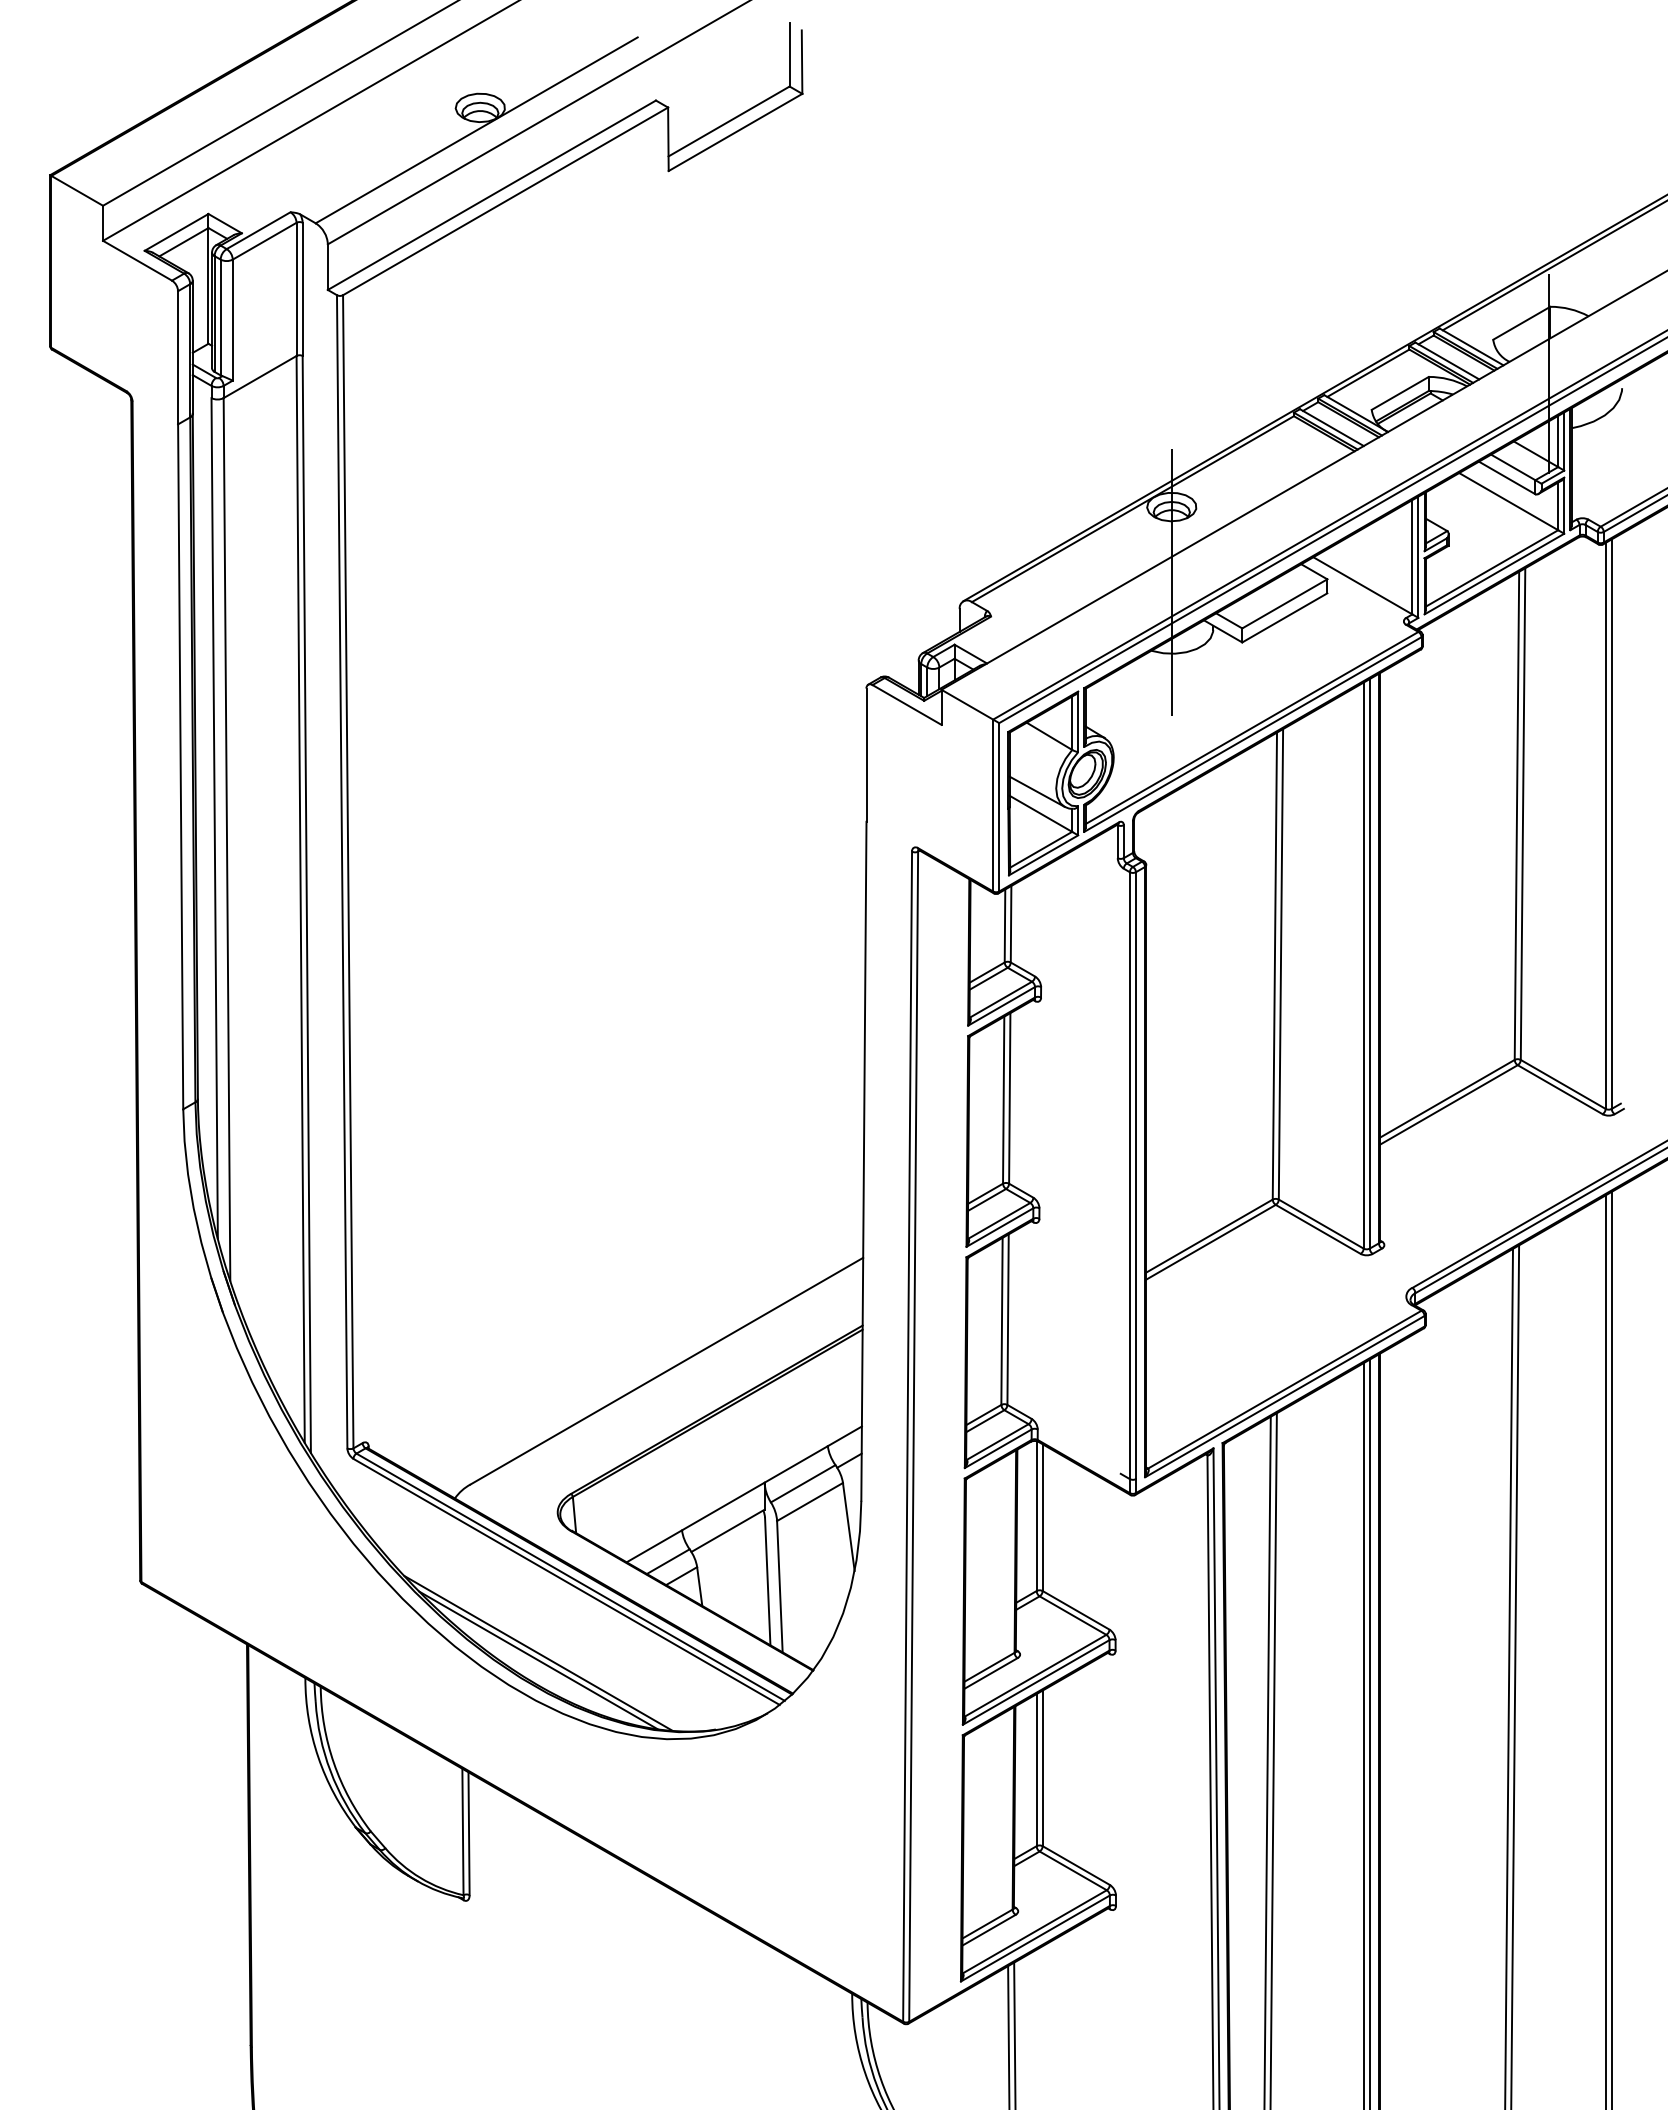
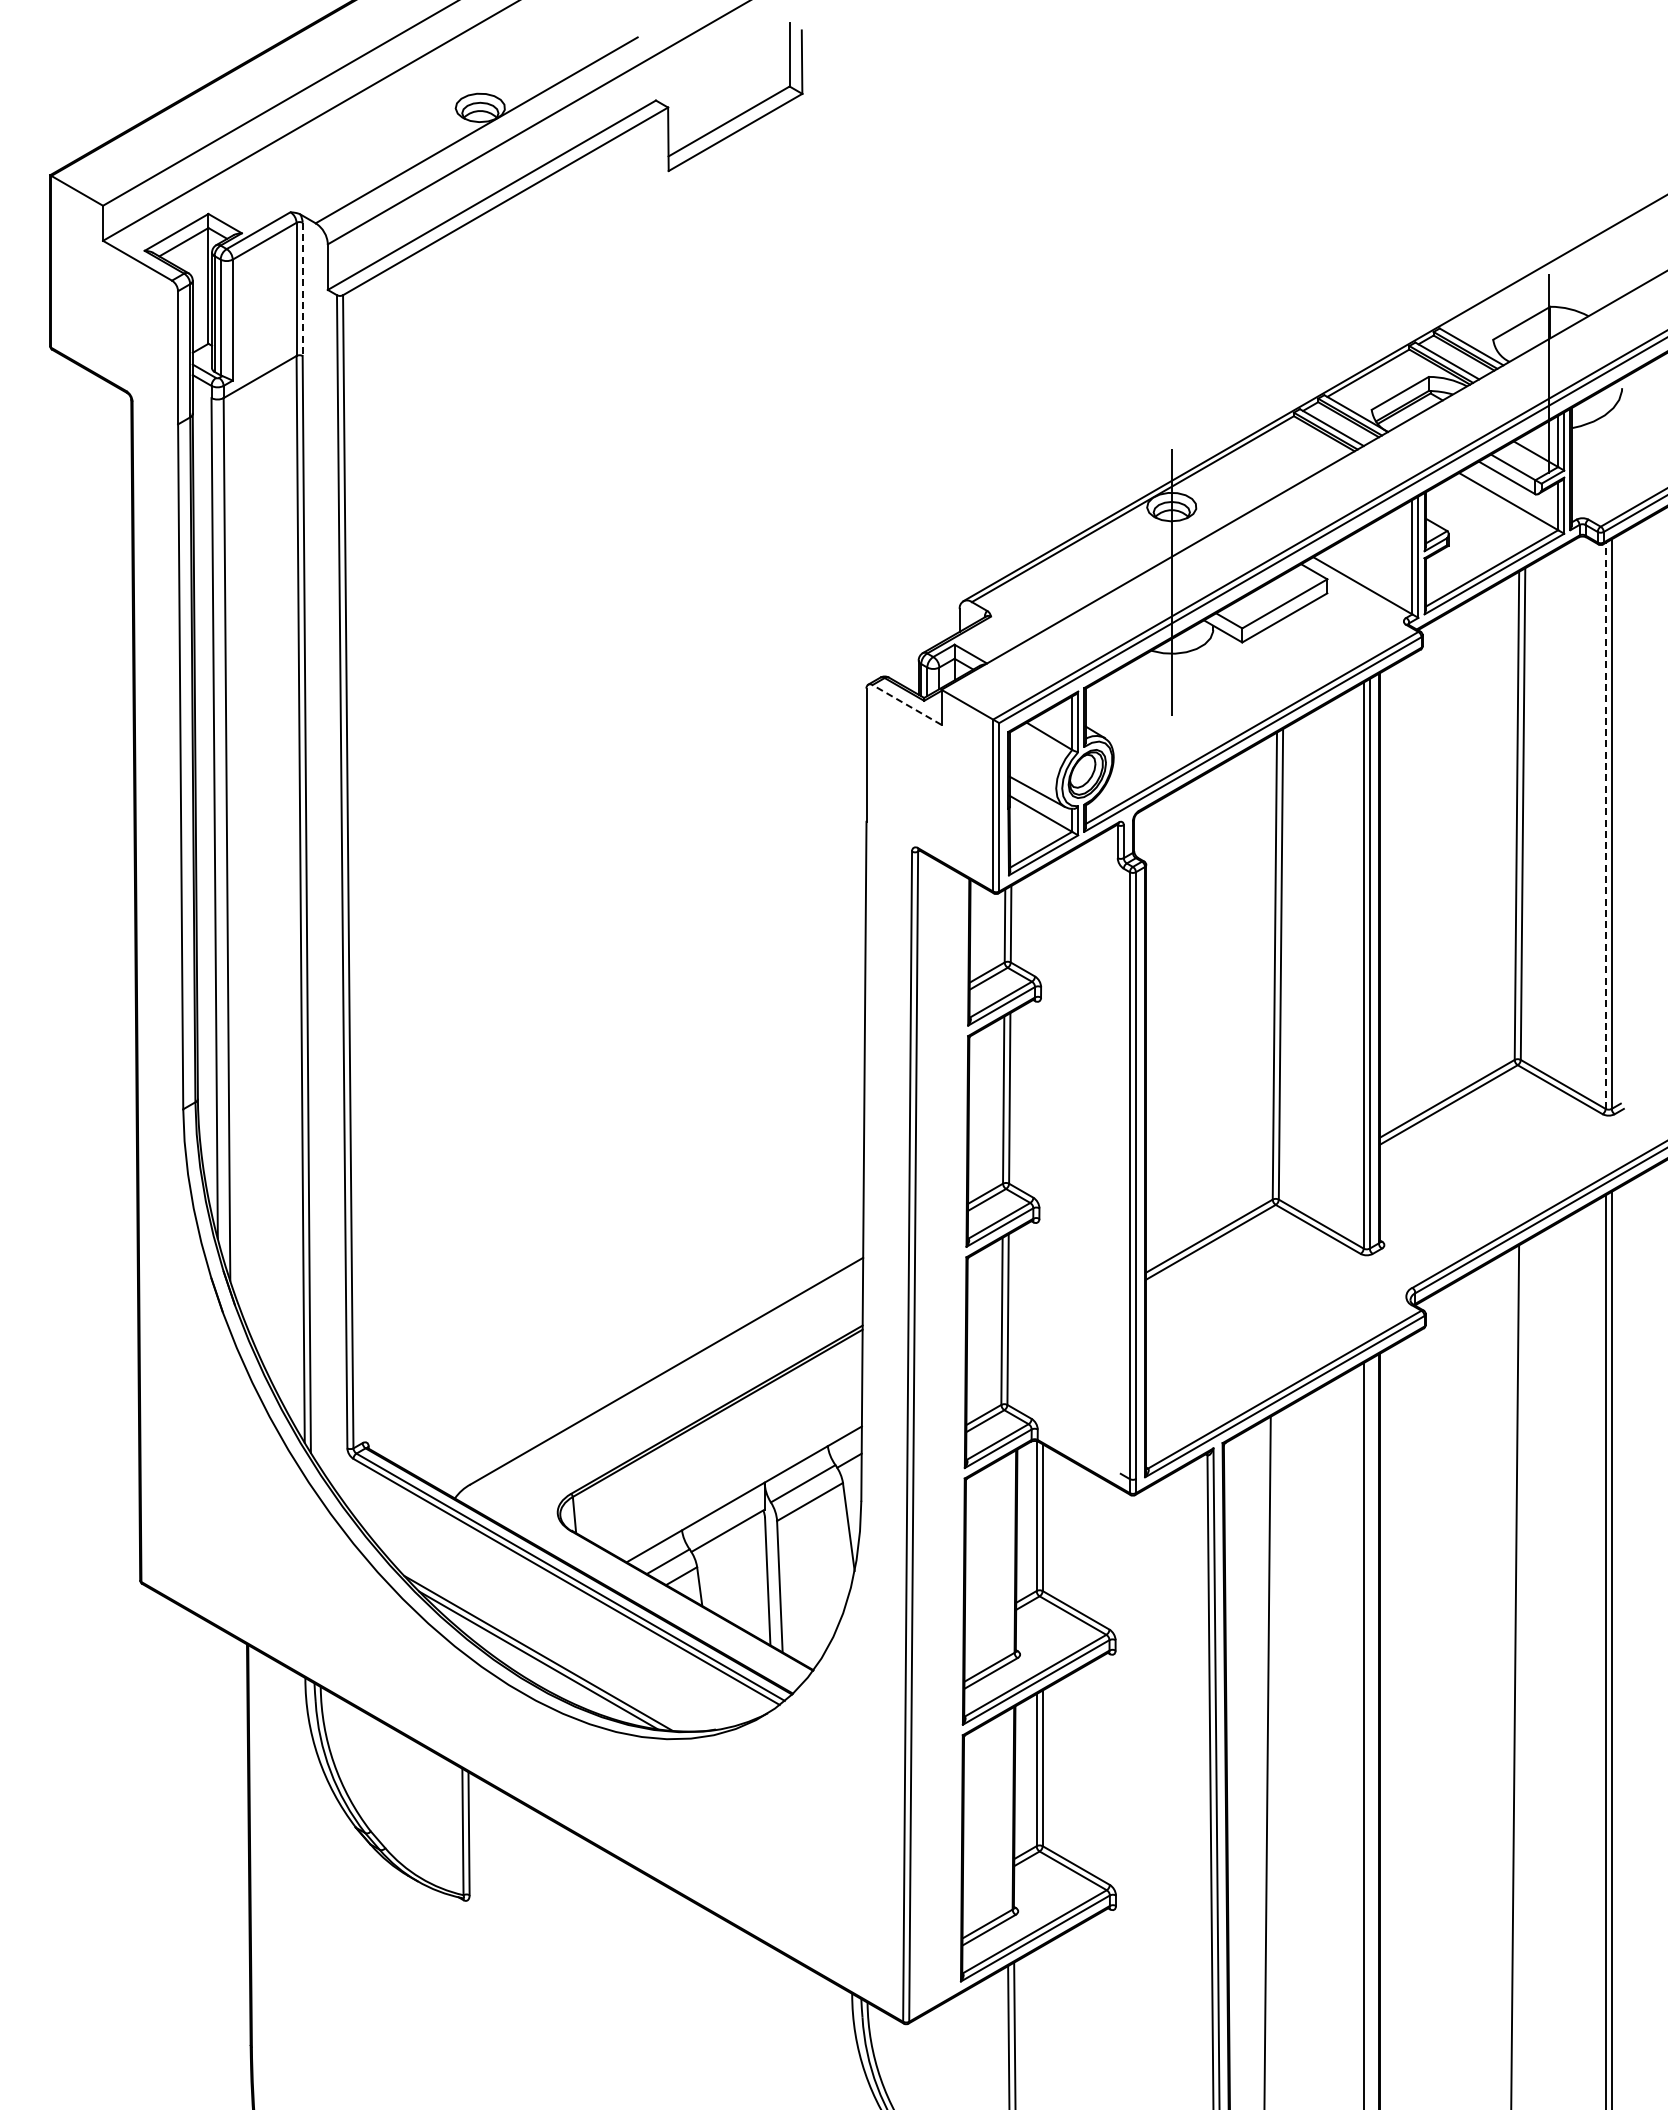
line: present -> none (1553, 266)
line: solid -> dashed (302, 289)
line: solid -> dashed (907, 704)
line: solid -> dashed (1605, 825)
line: present -> none (1509, 1677)
line: present -> none (1369, 1732)
line: present -> none (1273, 1759)
